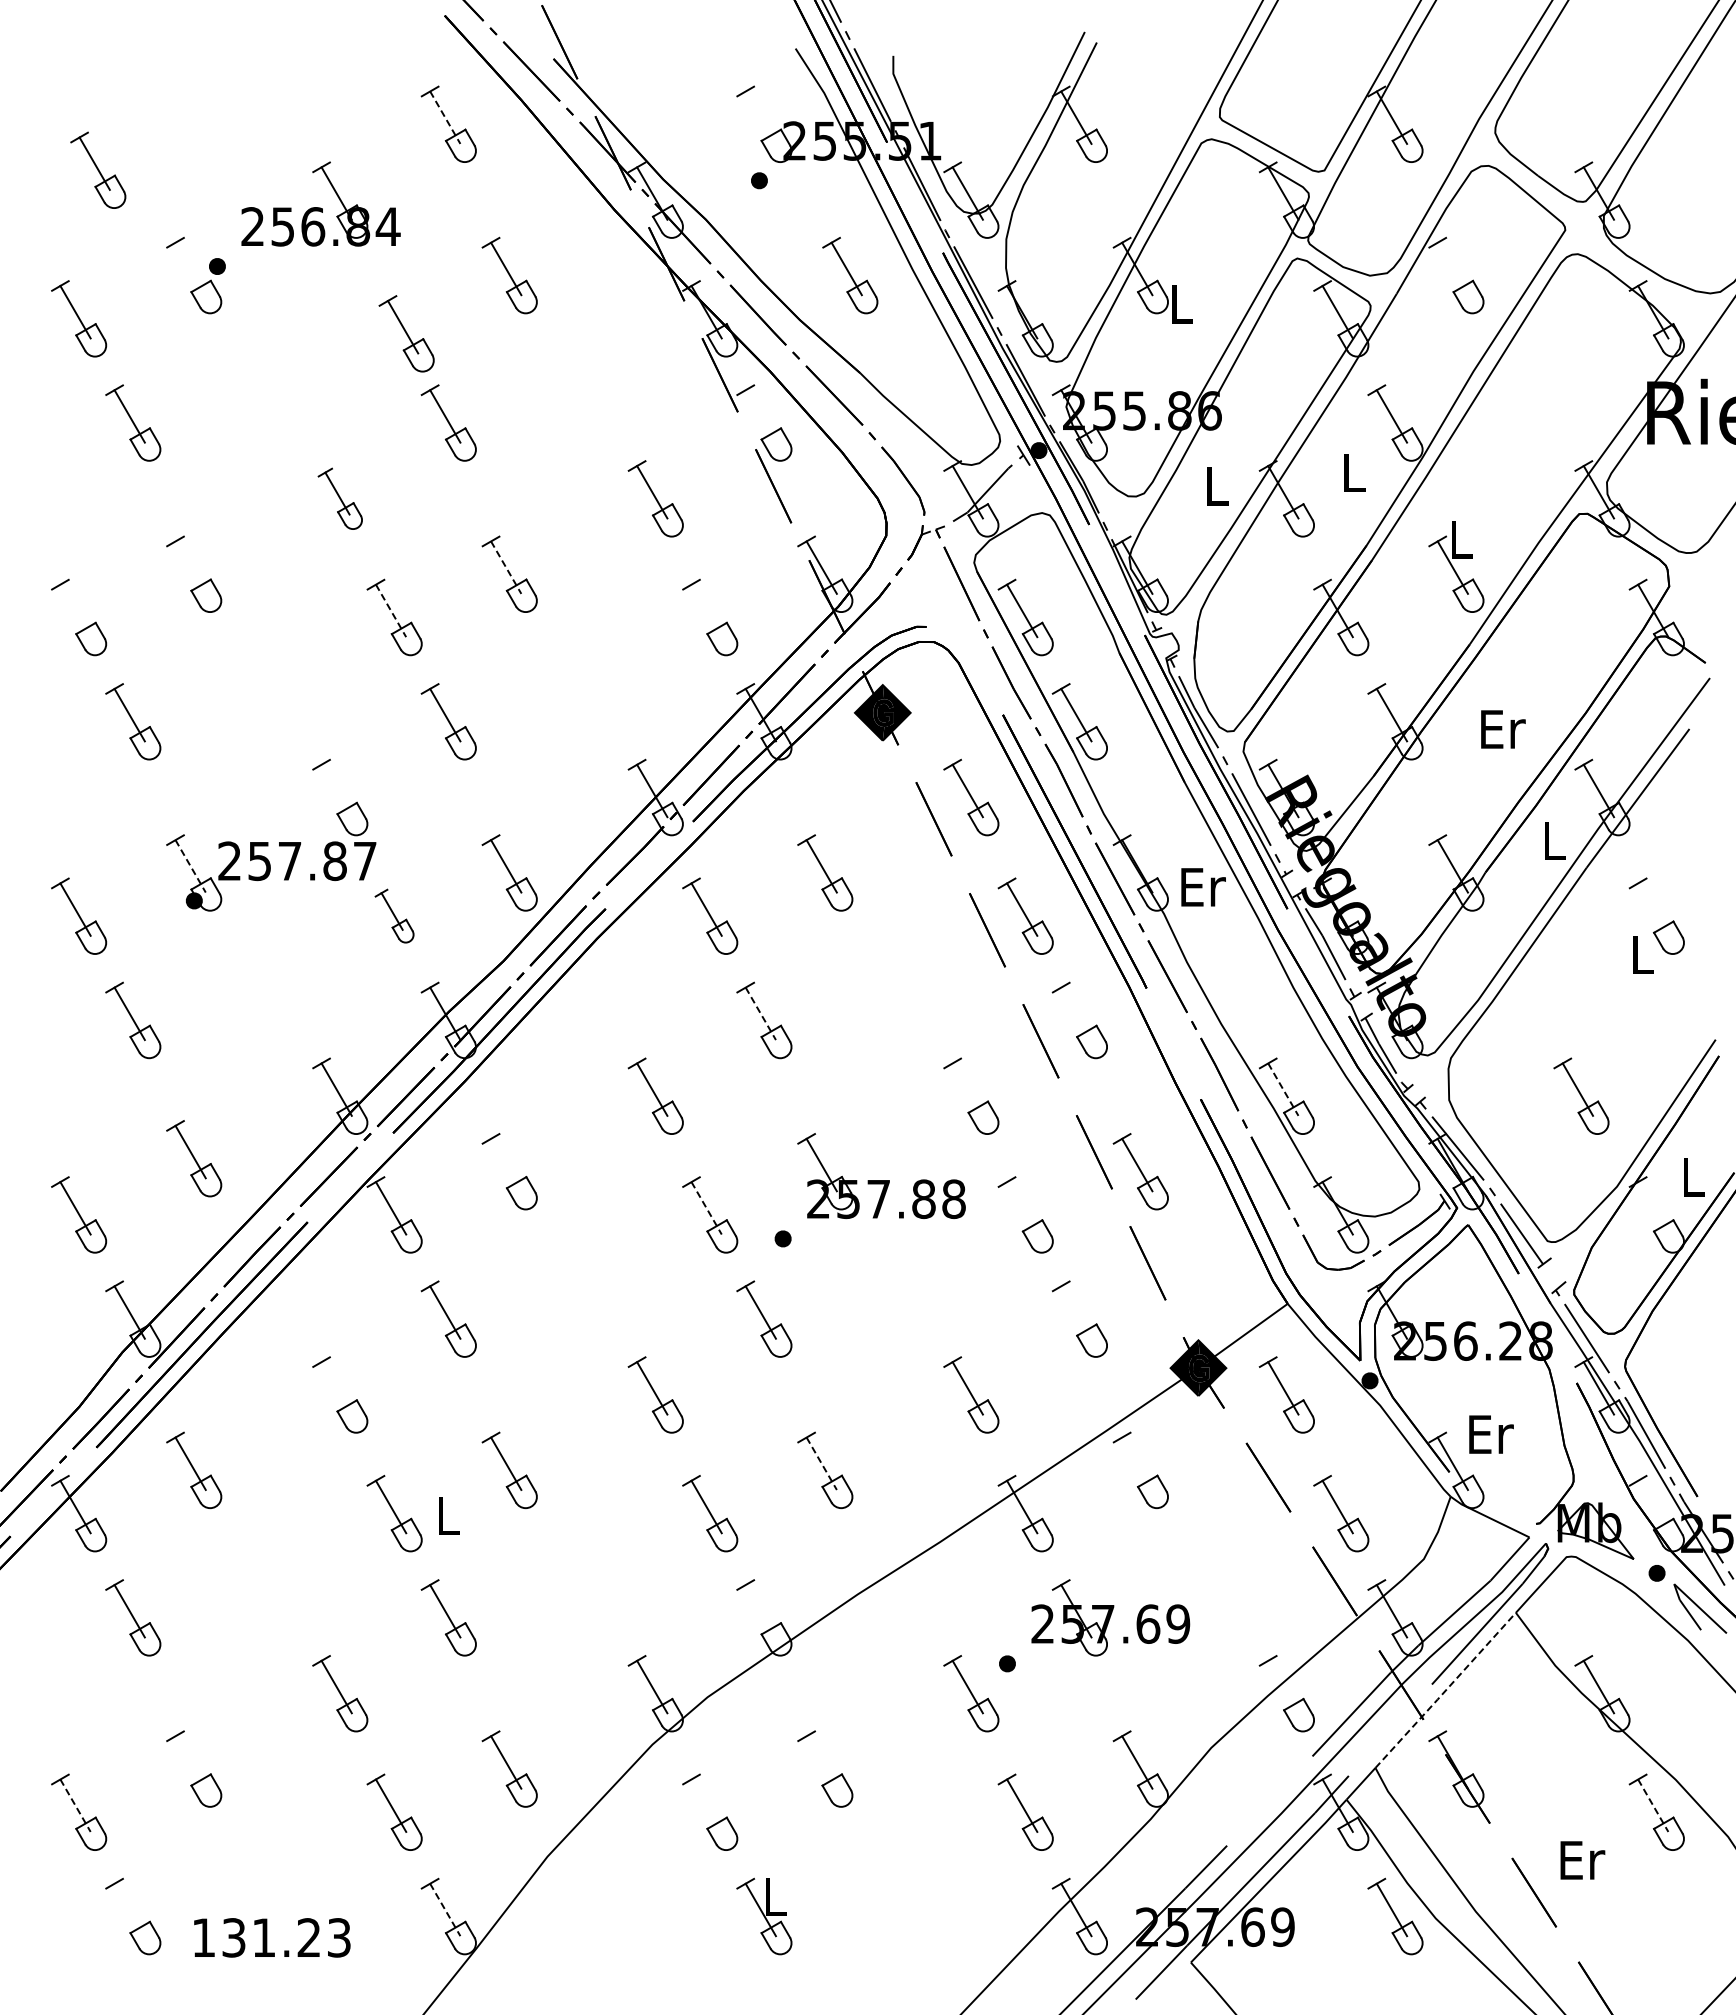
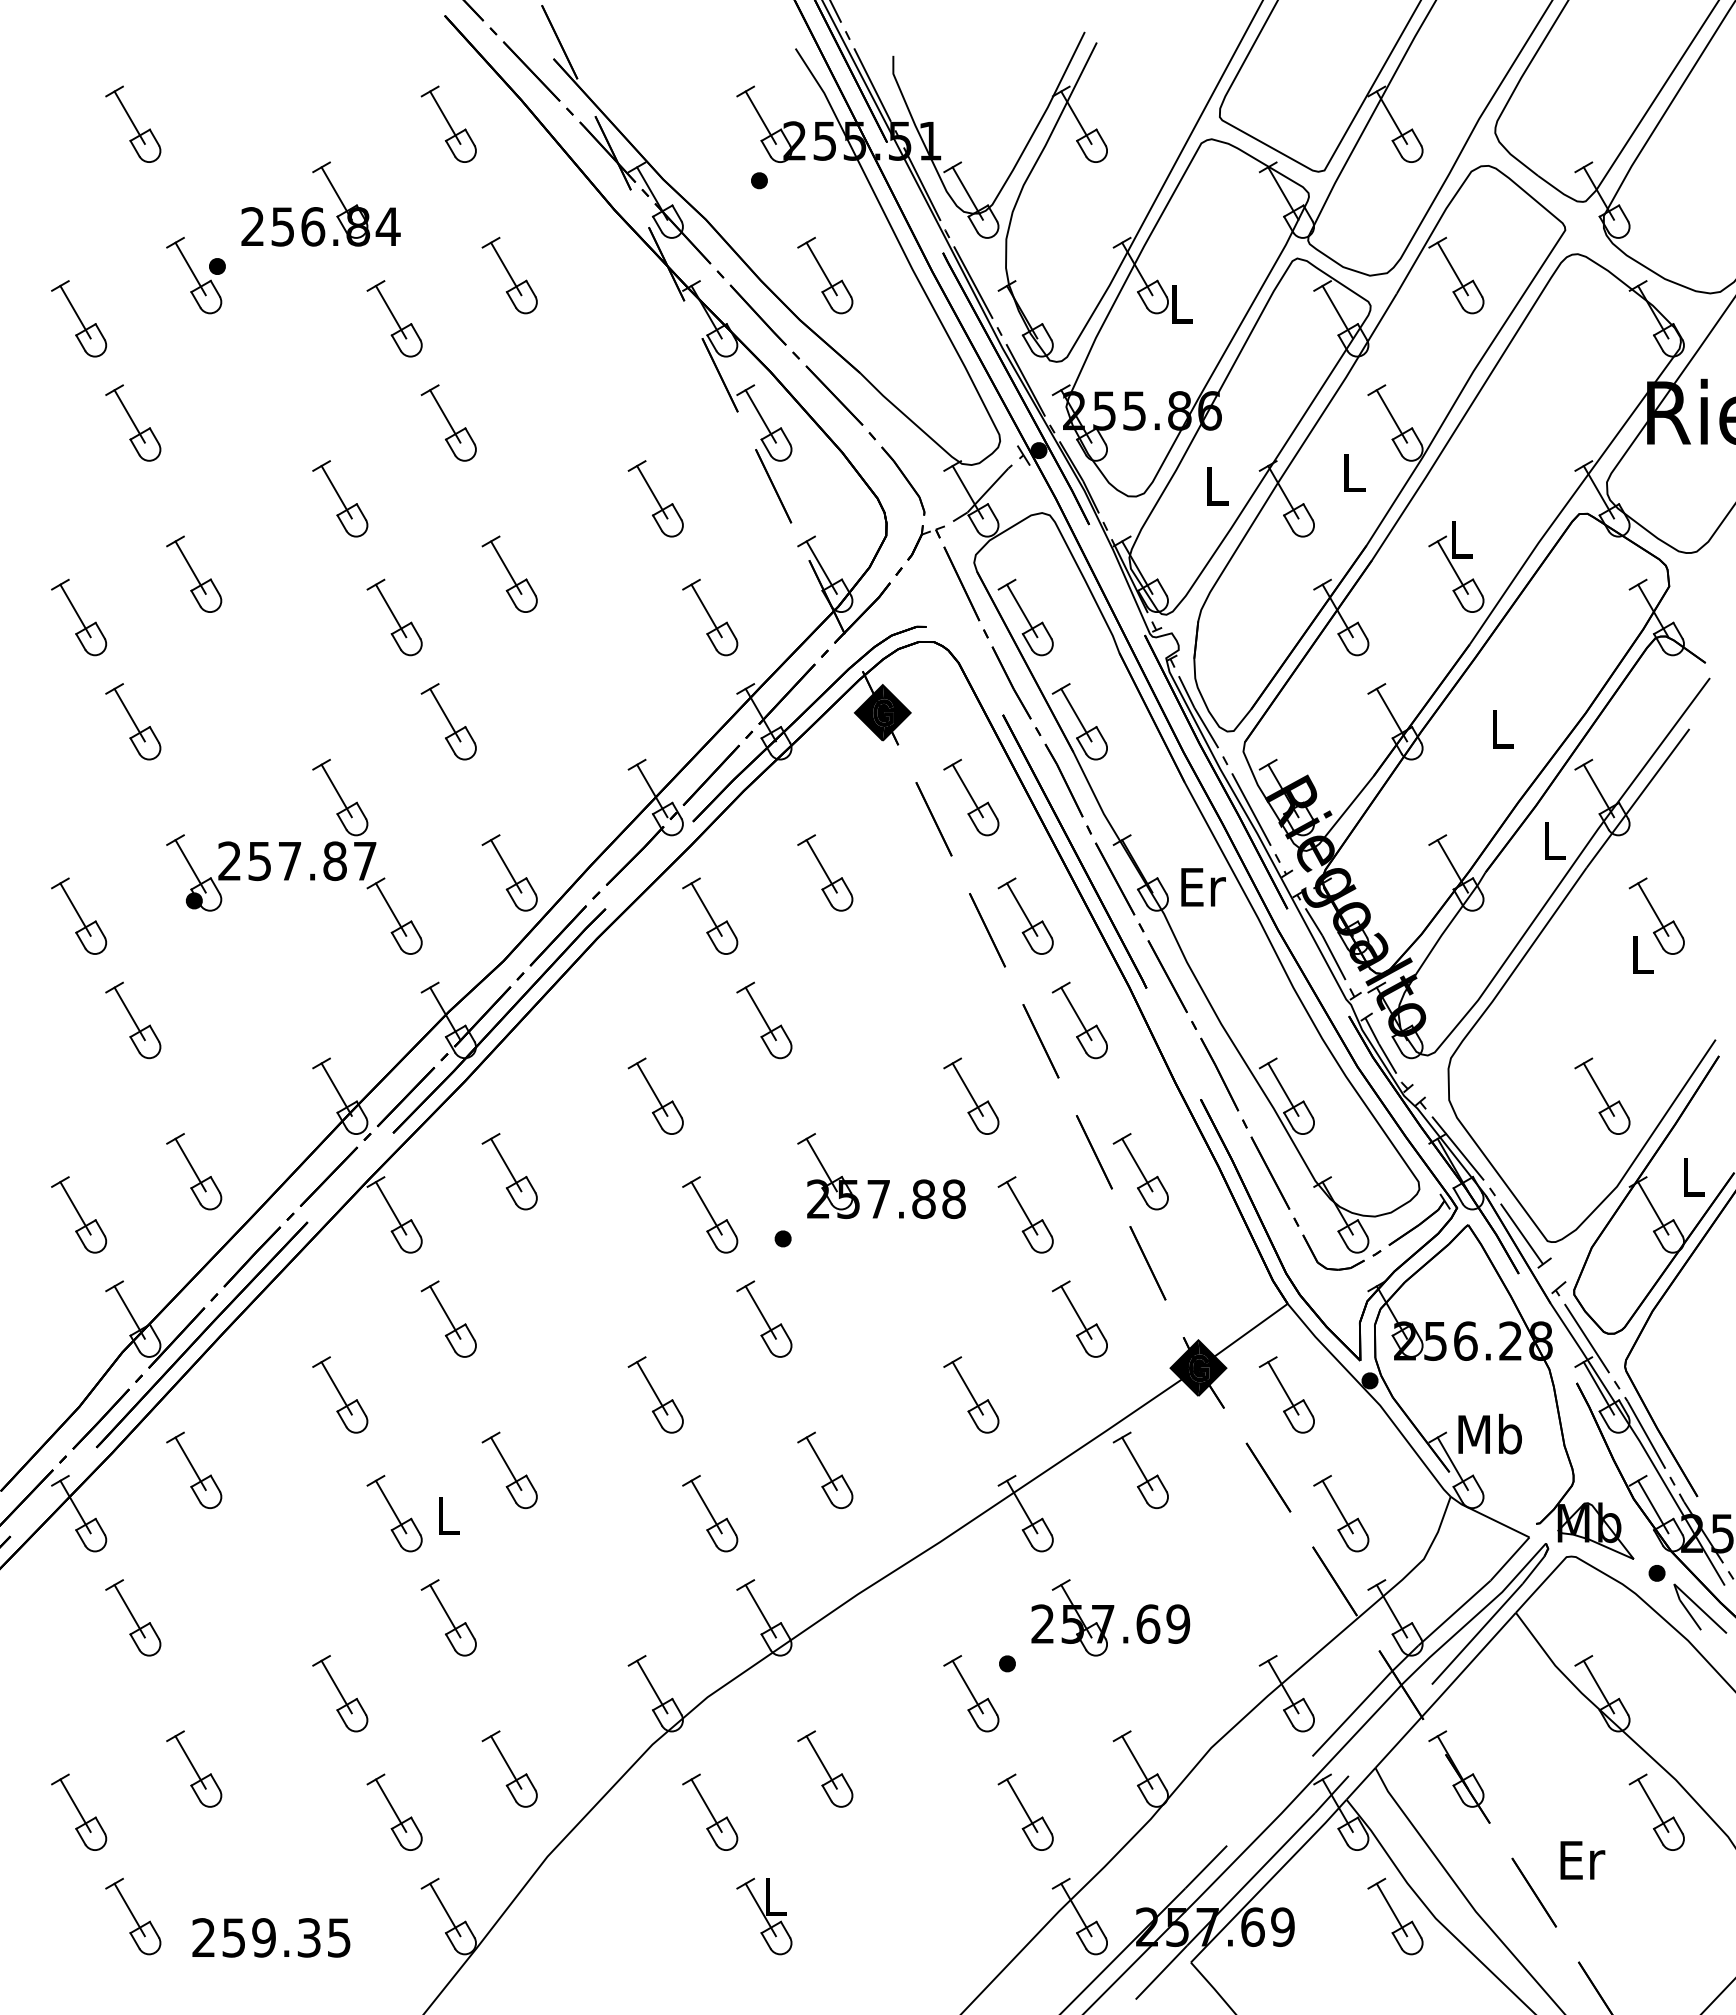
line: none -> present (760, 117)
line: dashed -> solid (445, 118)
part position: (98, 169) -> (133, 123) (133, 123)
line: none -> present (190, 268)
line: none -> present (1452, 268)
part position: (850, 275) -> (825, 275) (825, 275)
part position: (406, 333) -> (394, 318) (394, 318)
line: none -> present (760, 416)
part size: 46x63 px -> 57x78 px (340, 498)
line: none -> present (190, 567)
line: dashed -> solid (506, 568)
line: none -> present (75, 610)
line: none -> present (706, 610)
line: dashed -> solid (391, 611)
text: Er -> L (1503, 729)
line: none -> present (336, 790)
line: dashed -> solid (190, 866)
line: none -> present (1653, 909)
part size: 41x56 px -> 57x78 px (394, 915)
line: none -> present (1076, 1013)
line: dashed -> solid (761, 1014)
line: none -> present (967, 1089)
line: dashed -> solid (1283, 1090)
part position: (1581, 1095) -> (1602, 1095) (1602, 1095)
part position: (194, 1158) -> (194, 1171) (194, 1171)
line: none -> present (506, 1164)
line: dashed -> solid (706, 1208)
line: none -> present (1022, 1208)
line: none -> present (1653, 1208)
line: none -> present (1076, 1312)
line: none -> present (336, 1388)
text: Er -> Mb (1489, 1433)
line: none -> present (1137, 1463)
line: dashed -> solid (822, 1464)
line: none -> present (1653, 1506)
line: none -> present (760, 1611)
line: none -> present (1283, 1686)
line: dashed -> solid (1445, 1690)
line: none -> present (190, 1762)
line: none -> present (821, 1762)
line: none -> present (706, 1805)
line: dashed -> solid (75, 1806)
line: dashed -> solid (1653, 1806)
line: none -> present (129, 1909)
line: dashed -> solid (445, 1910)
text: 131.23 -> 259.35 (271, 1937)
